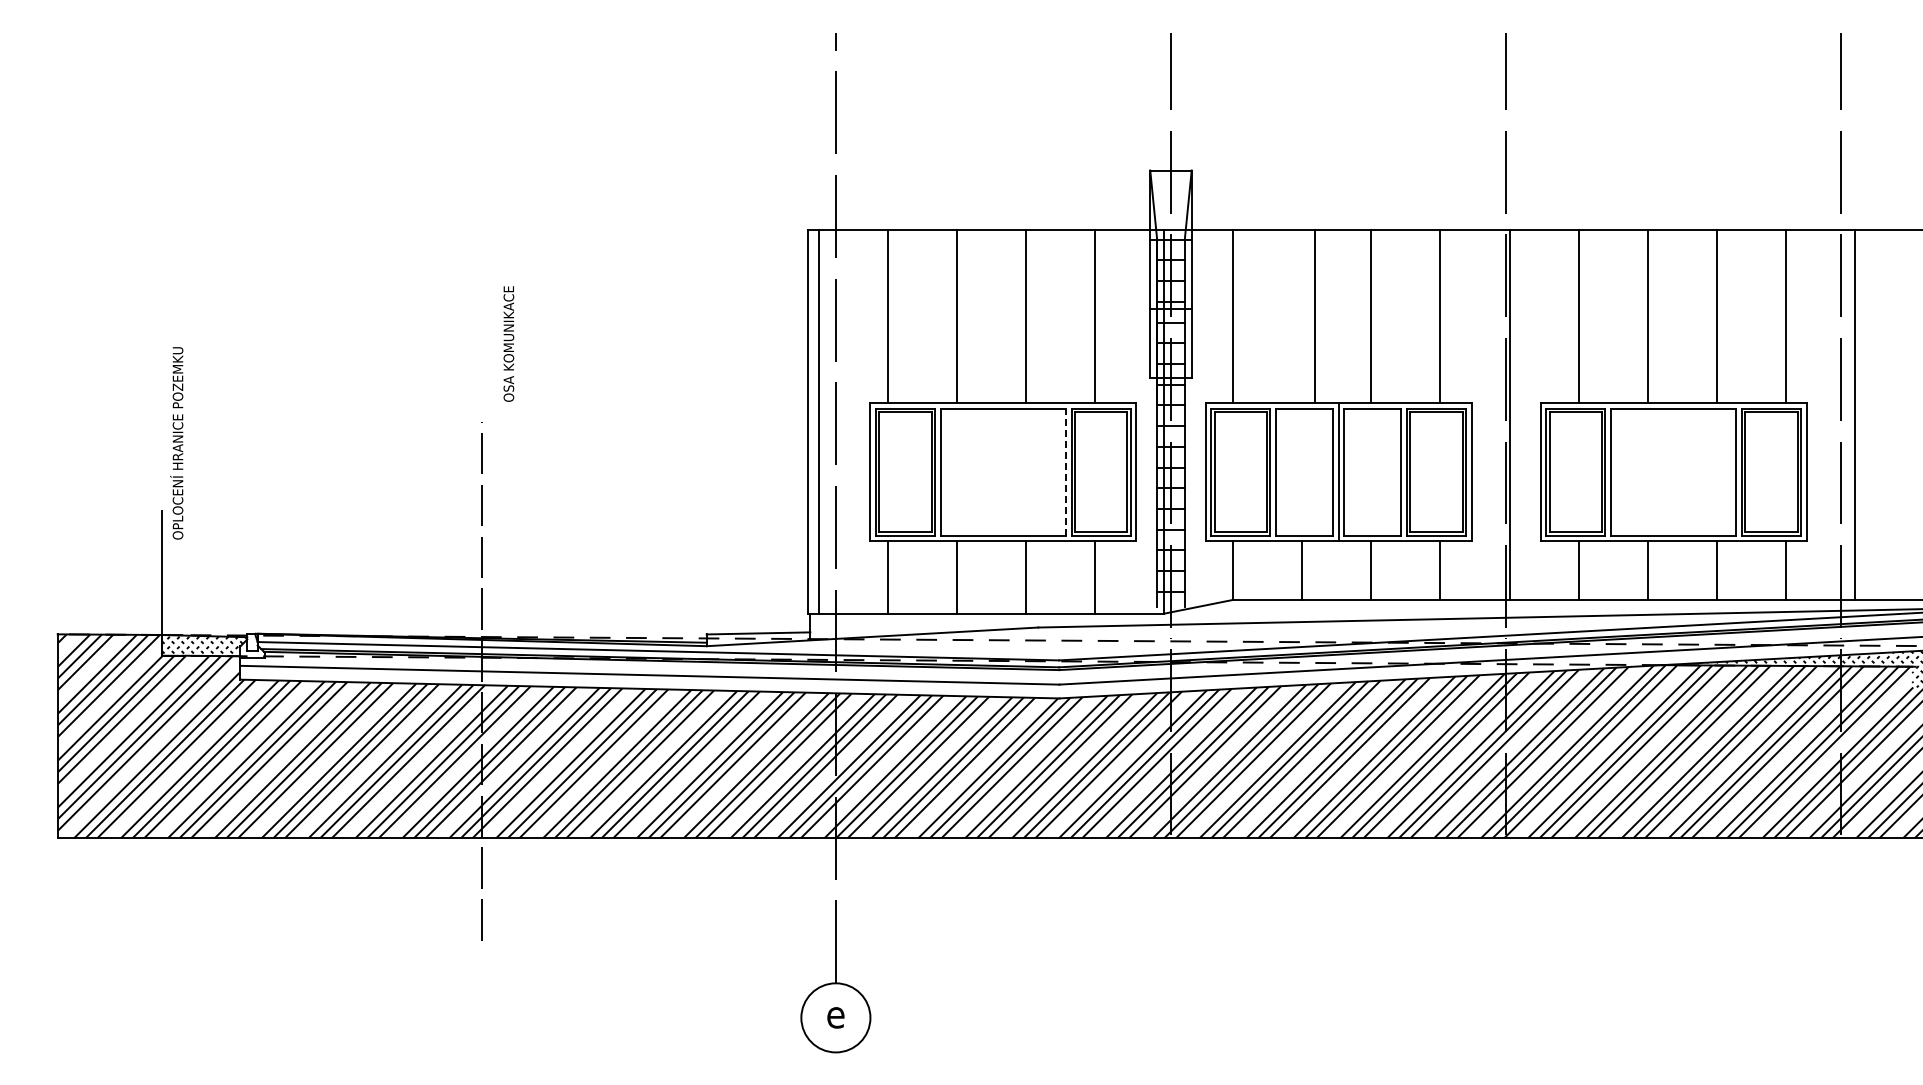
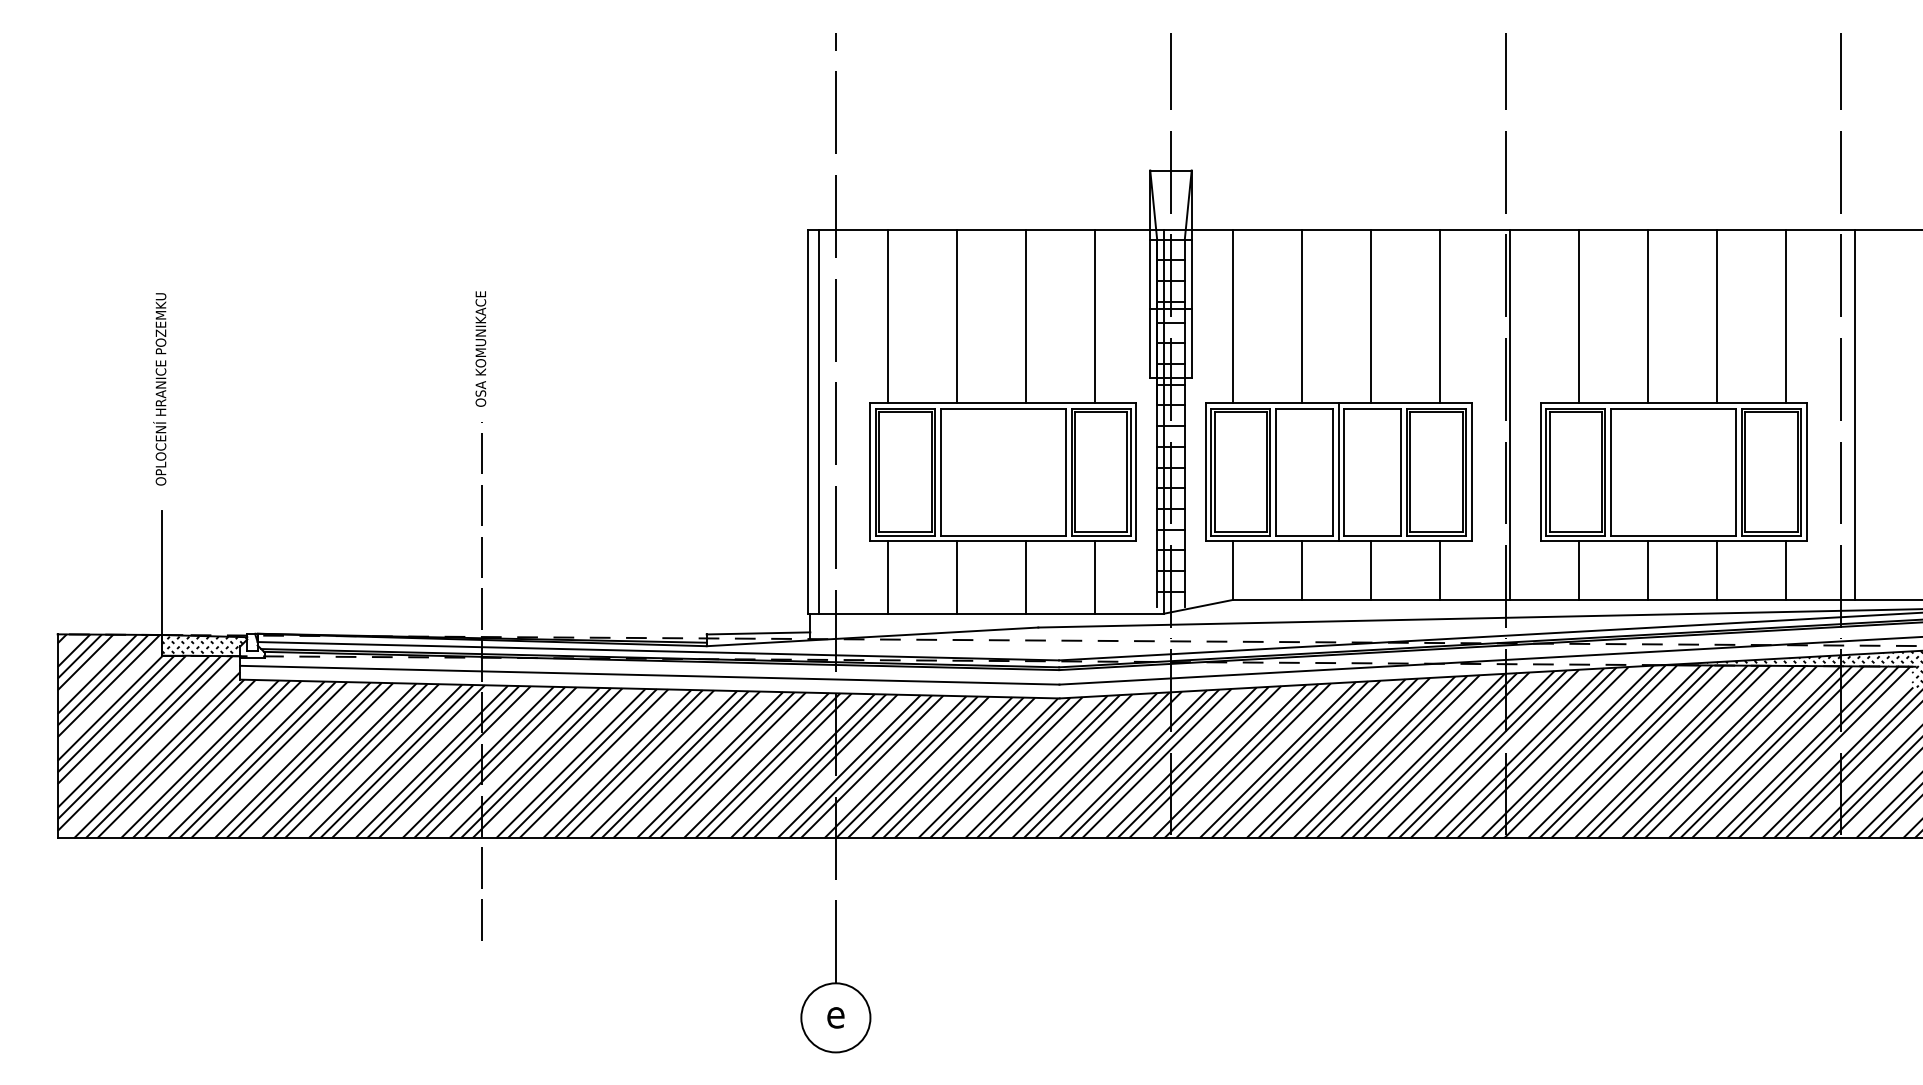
line position: (1315, 316) -> (1302, 316) (1302, 316)
text position: (508, 343) -> (480, 348) (480, 348)
text position: (176, 443) -> (159, 389) (159, 389)
line: dashed -> solid (1066, 472)
